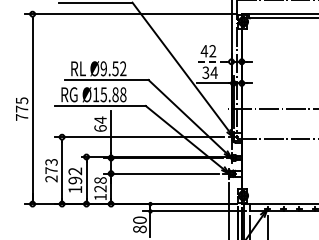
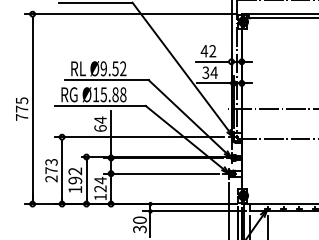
line: dashed -> solid (211, 61)
text: 128 -> 124 (100, 180)
text: 80 -> 30 (139, 229)
